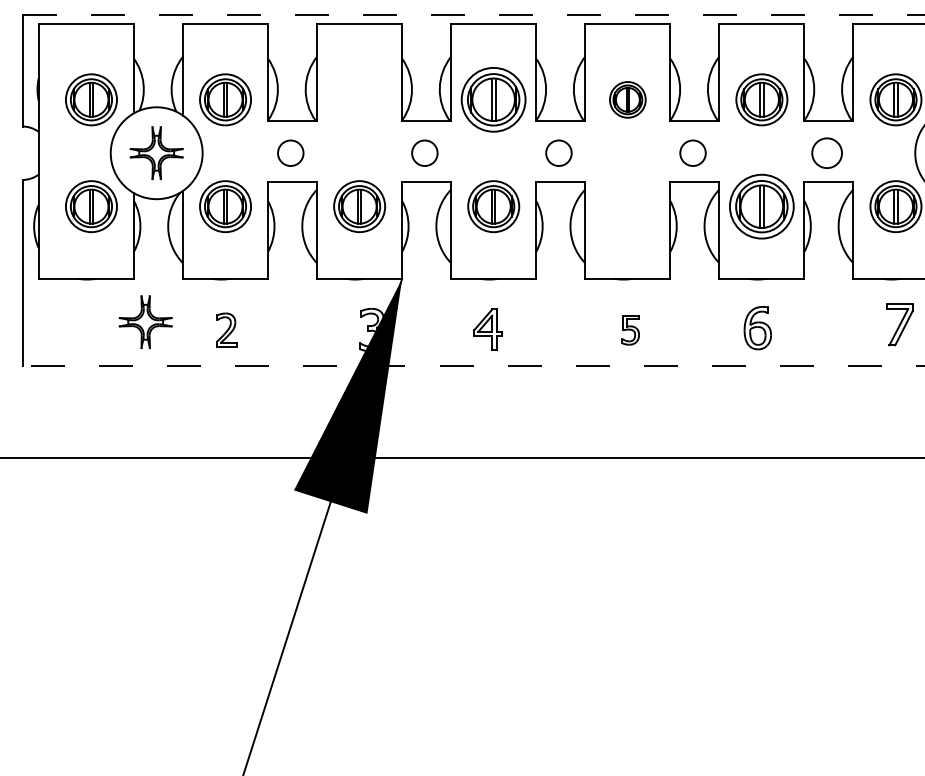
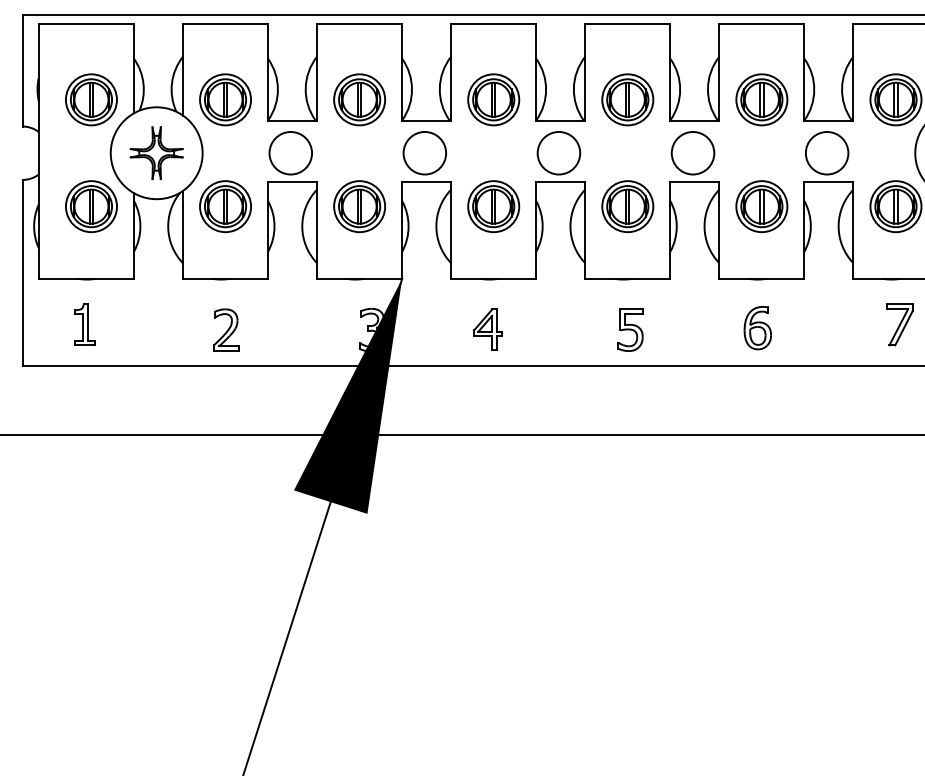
line: dashed -> solid (473, 15)
part: none -> present (359, 99)
part size: 67x66 px -> 54x54 px (493, 99)
part size: 38x38 px -> 54x54 px (627, 99)
circle diameter: 26 px -> 43 px (290, 152)
circle diameter: 26 px -> 43 px (424, 152)
circle diameter: 26 px -> 43 px (558, 152)
circle diameter: 26 px -> 43 px (692, 152)
circle diameter: 30 px -> 43 px (826, 152)
part: none -> present (627, 206)
part size: 66x67 px -> 54x53 px (761, 206)
part: present -> none (145, 322)
part: none -> present (84, 324)
part size: 22x36 px -> 27x44 px (226, 329)
part size: 19x31 px -> 27x44 px (630, 329)
line: dashed -> solid (473, 365)
line position: (461, 458) -> (461, 435) (461, 435)
